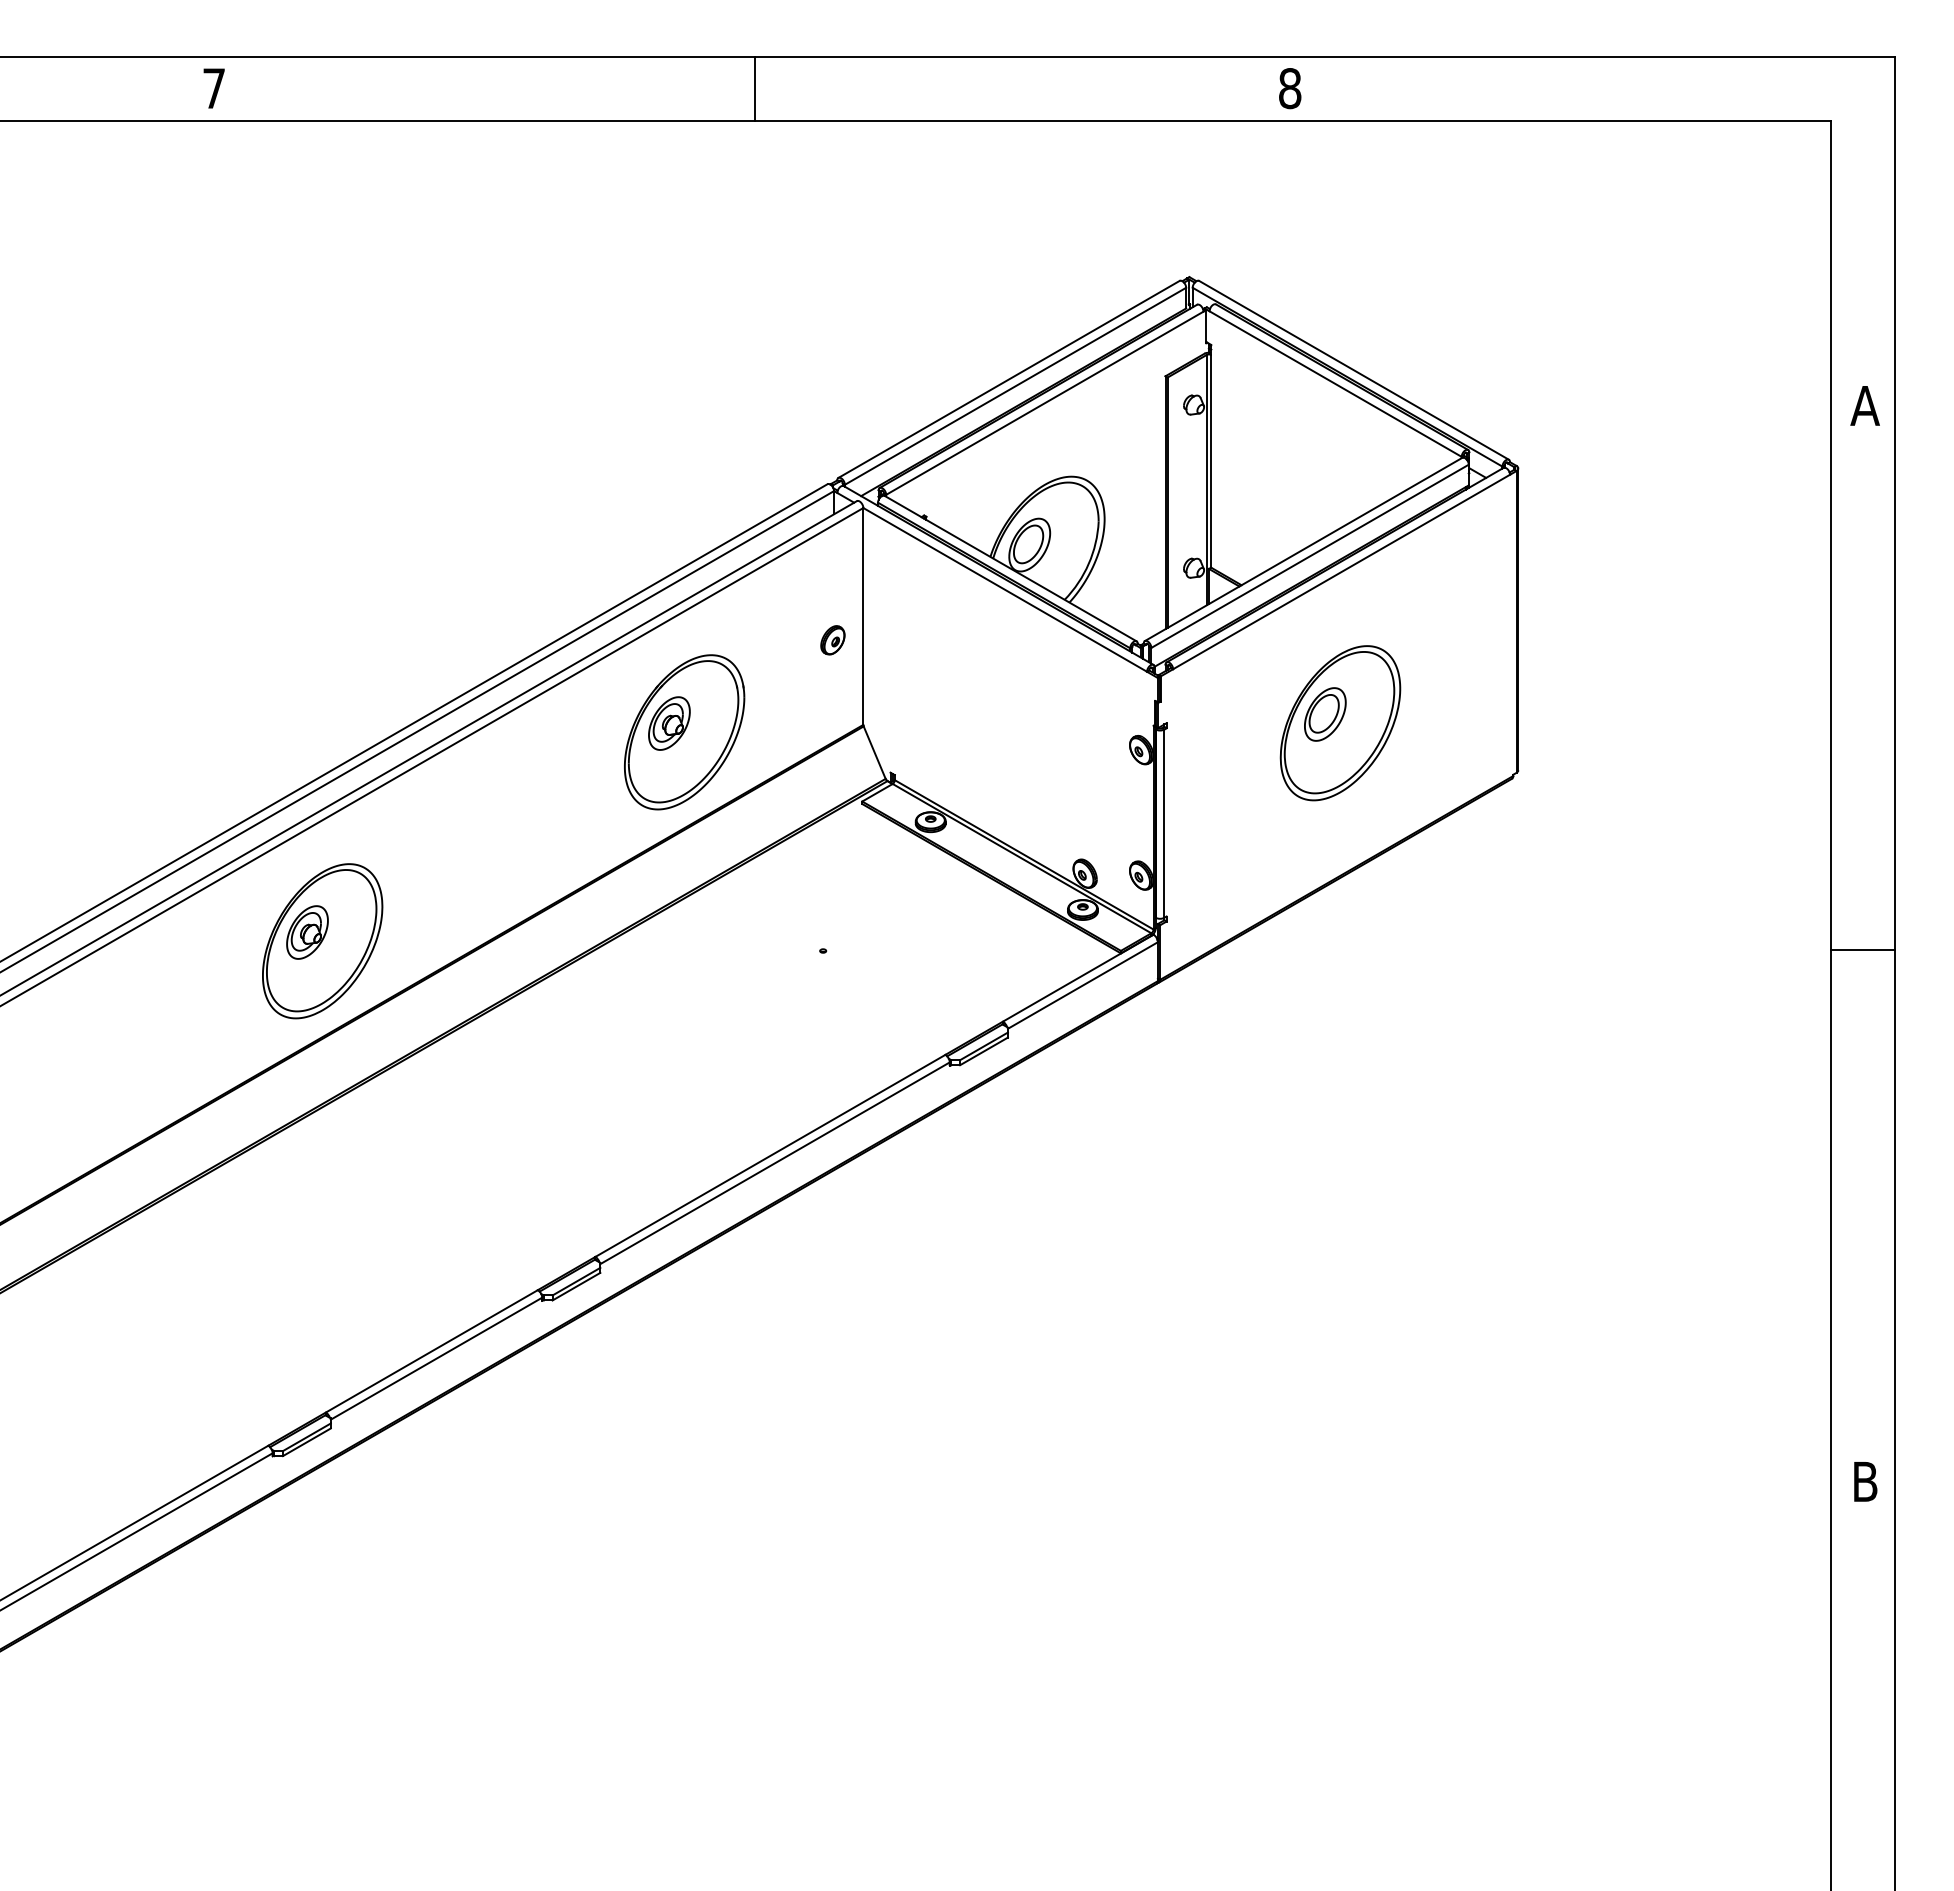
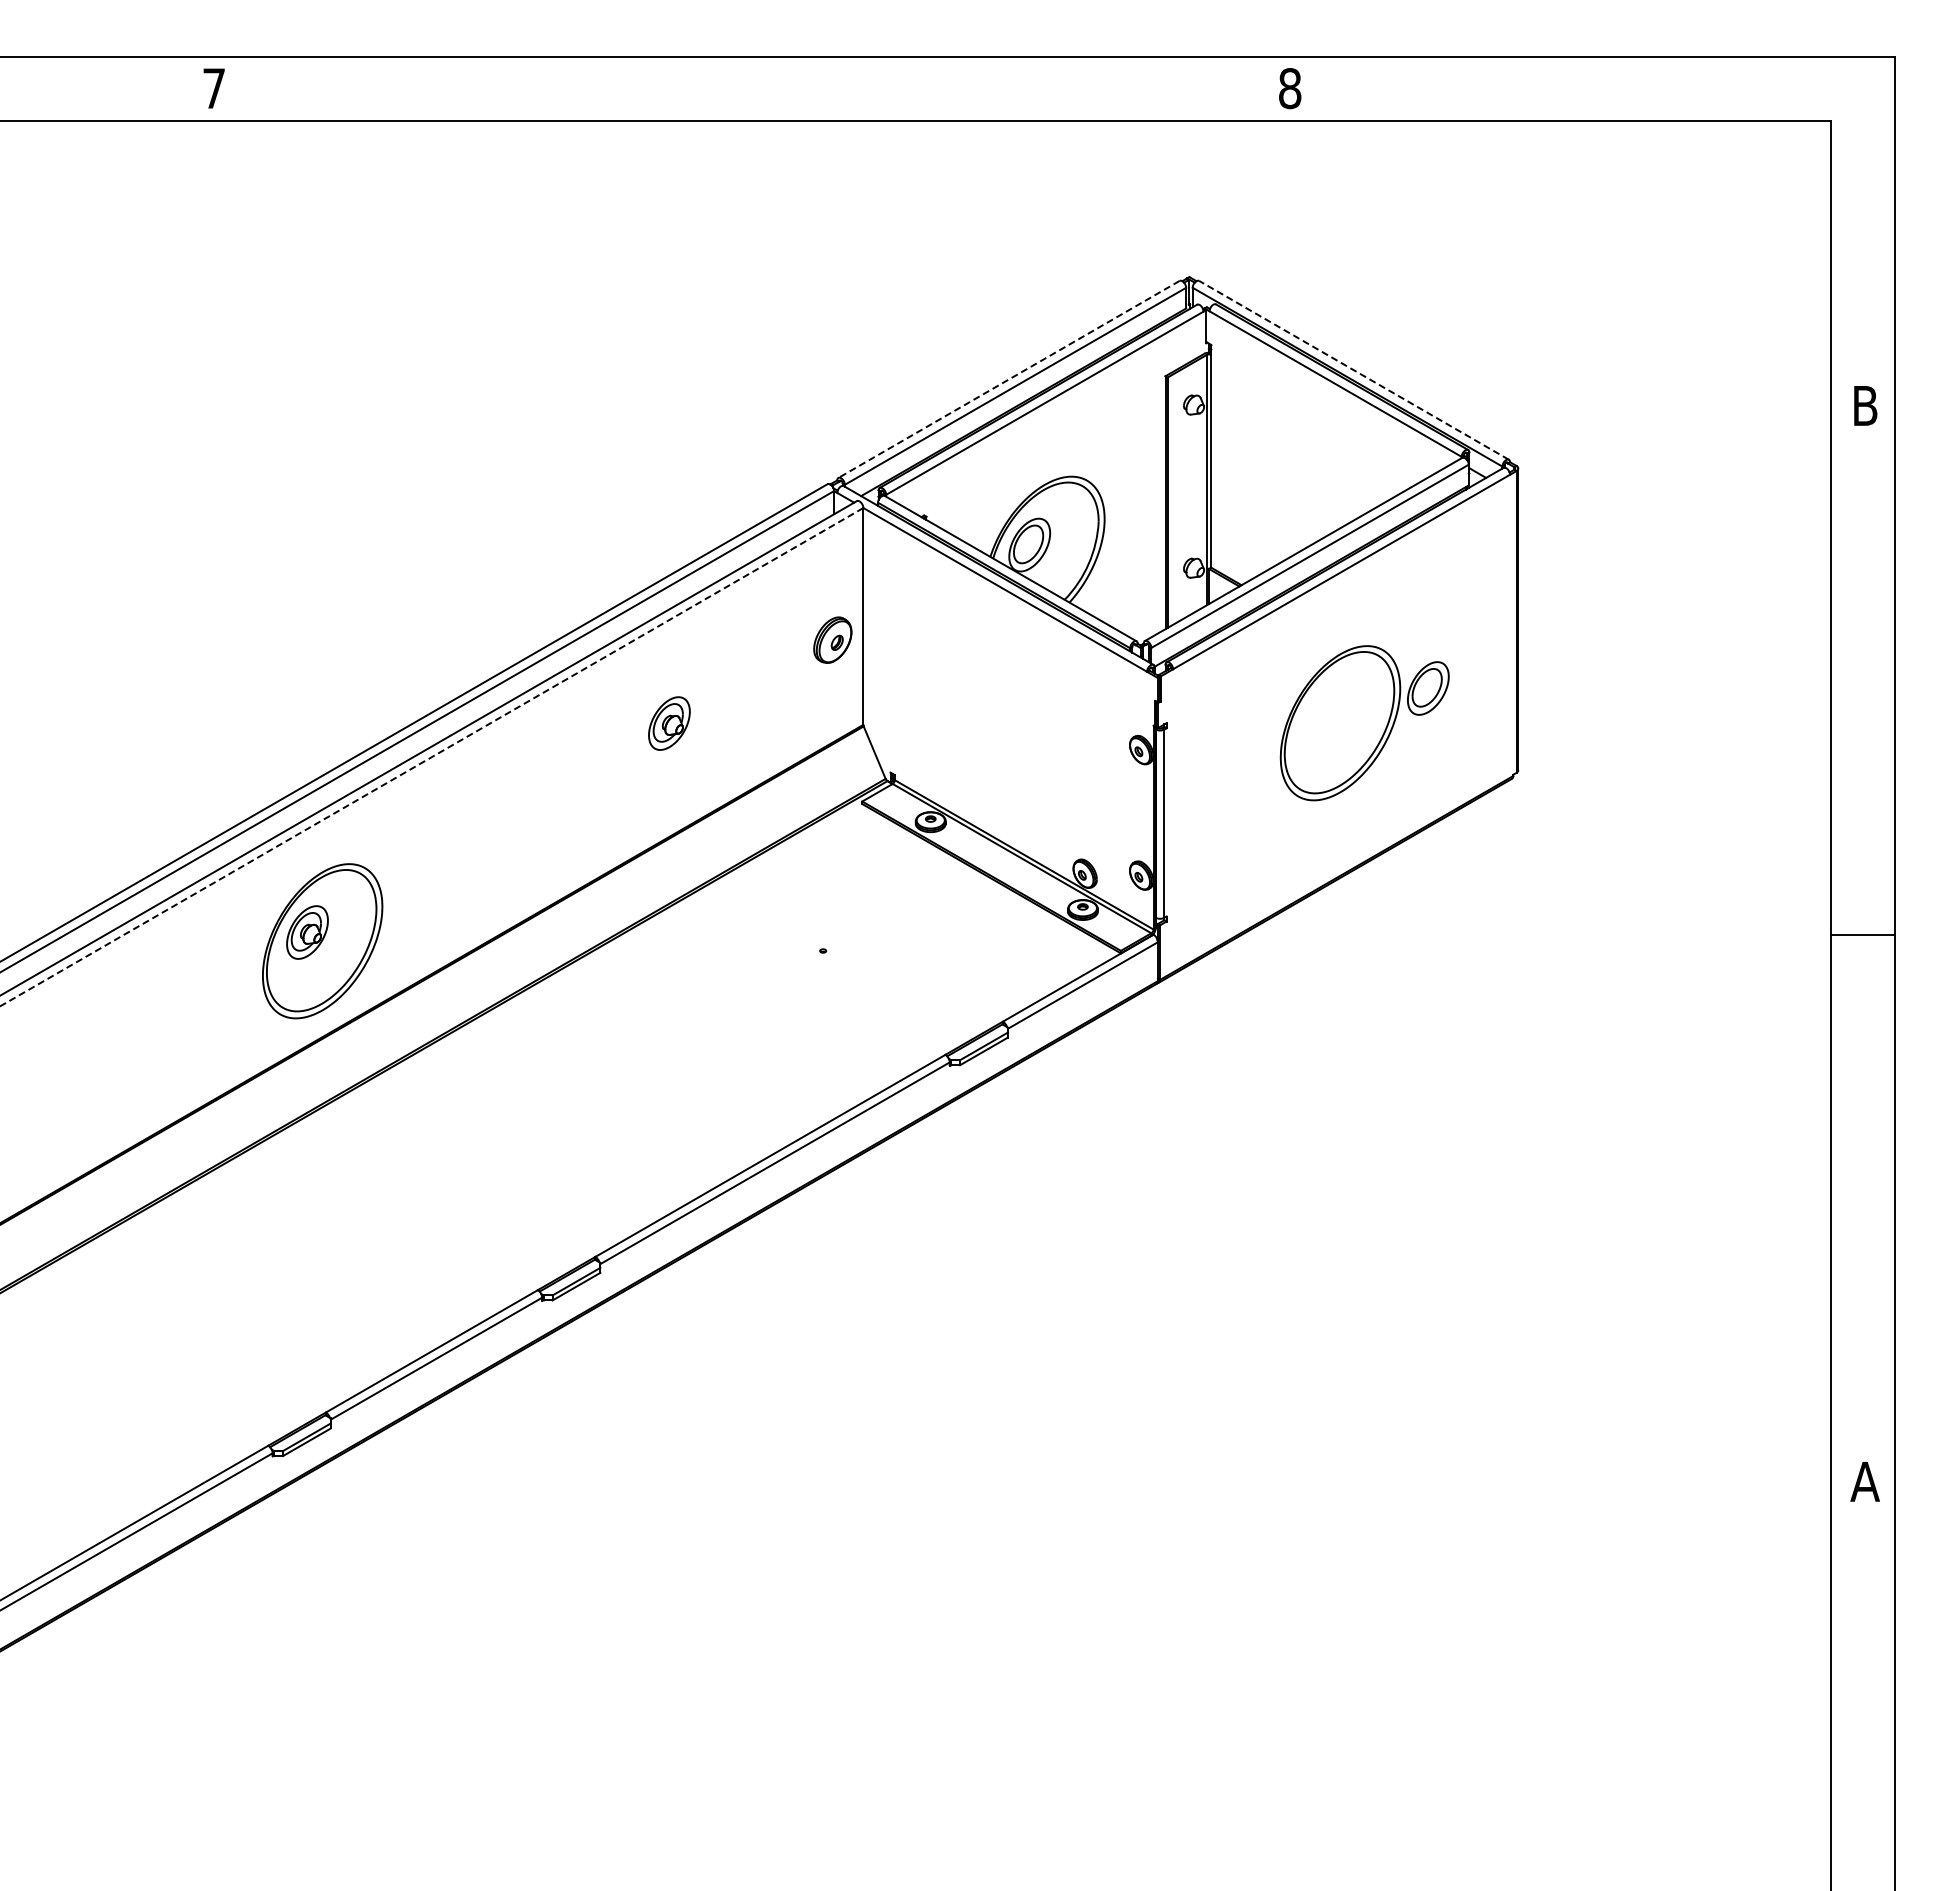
line: present -> none (754, 88)
line: solid -> dashed (1354, 370)
line: solid -> dashed (1008, 379)
text: A -> B (1864, 405)
part size: 26x31 px -> 40x48 px (832, 639)
part position: (1325, 714) -> (1428, 688) (1428, 688)
part: present -> none (684, 732)
line: solid -> dashed (431, 757)
line position: (1862, 949) -> (1862, 934) (1862, 934)
text: B -> A (1864, 1481)
